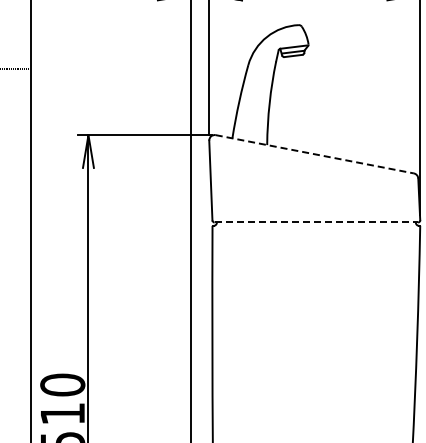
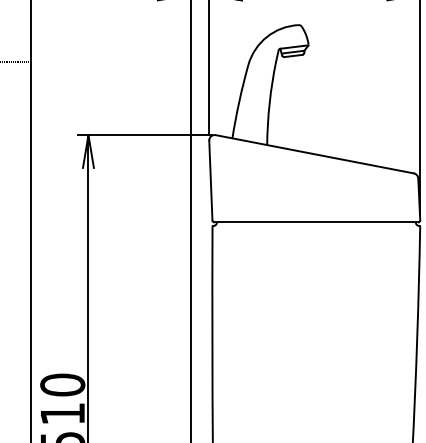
line position: (16, 68) -> (16, 61) (16, 61)
line: dashed -> solid (314, 154)
line: dashed -> solid (316, 222)
